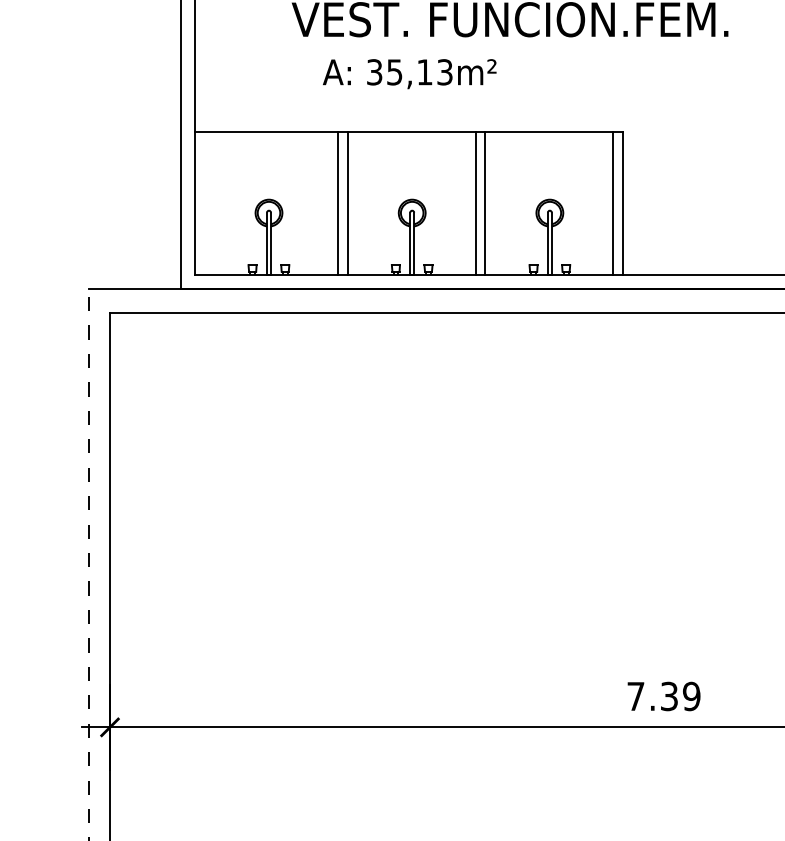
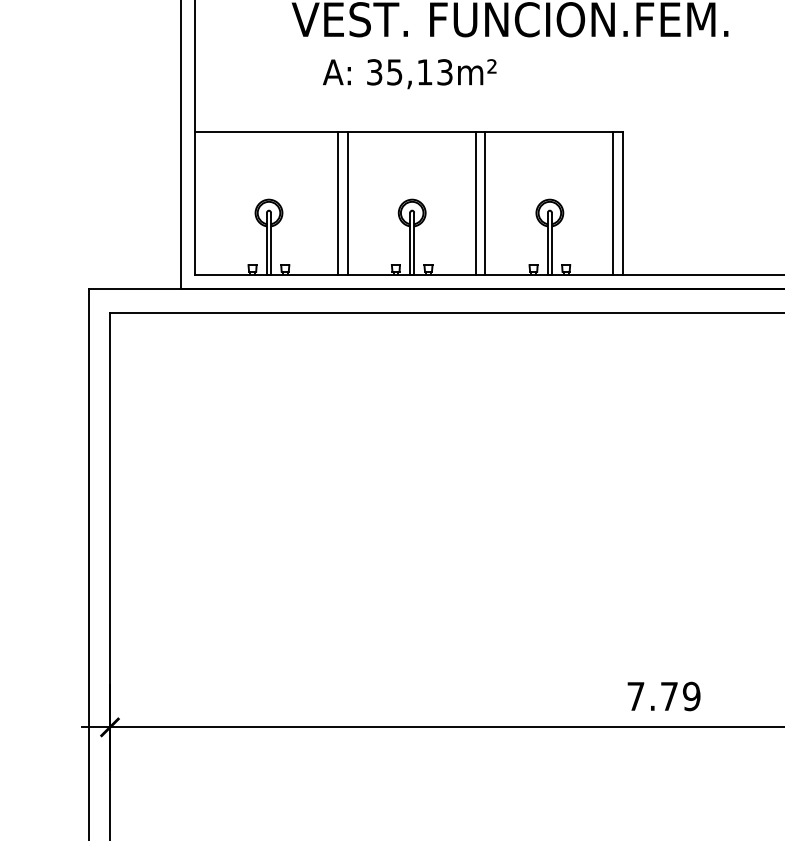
line: dashed -> solid (88, 564)
text: 7.39 -> 7.79 (669, 696)
